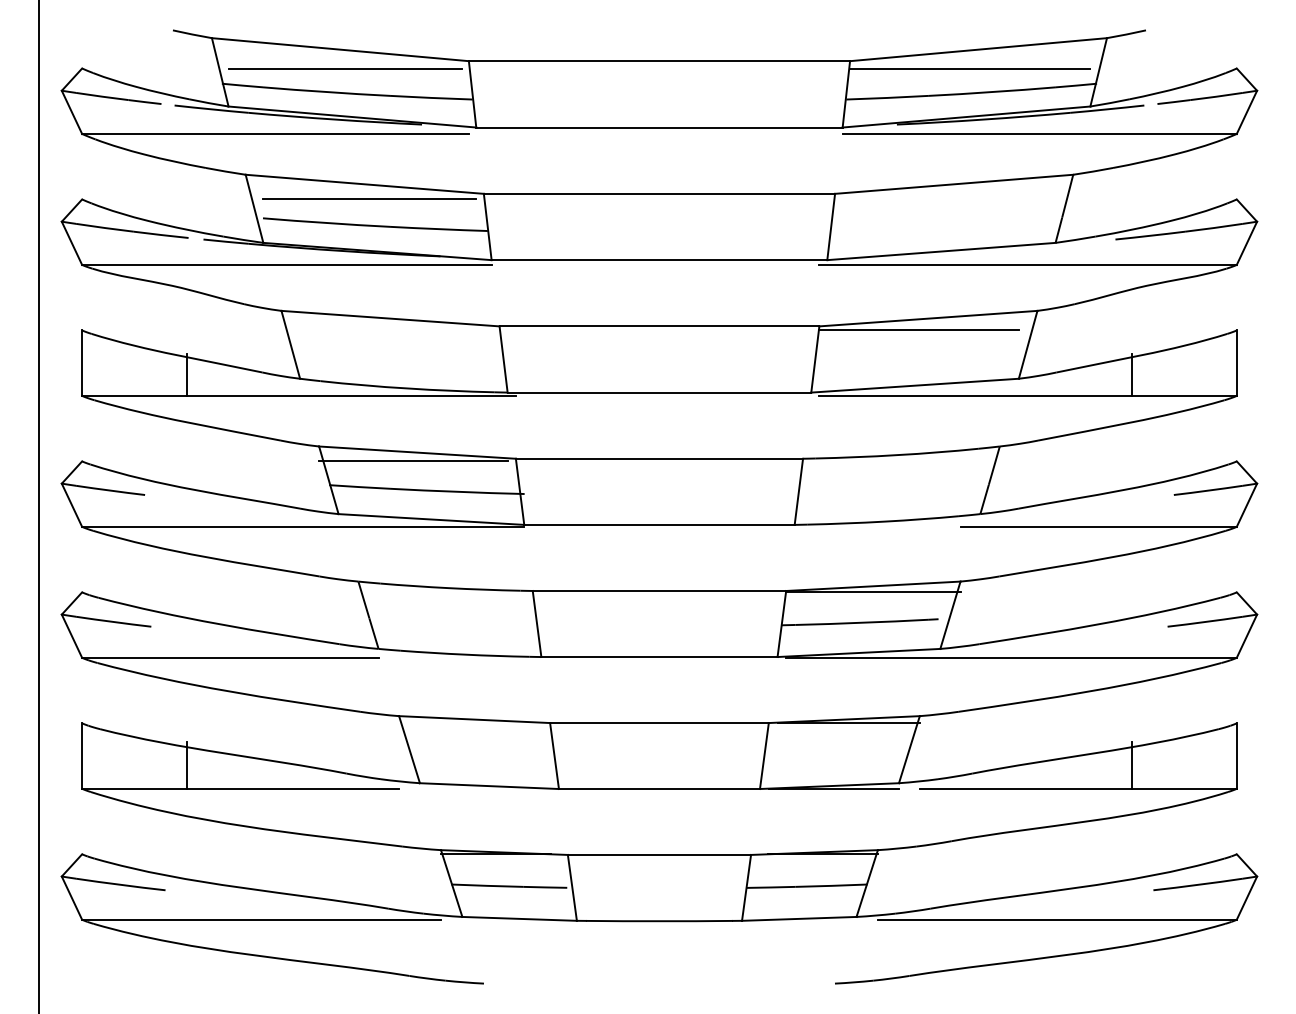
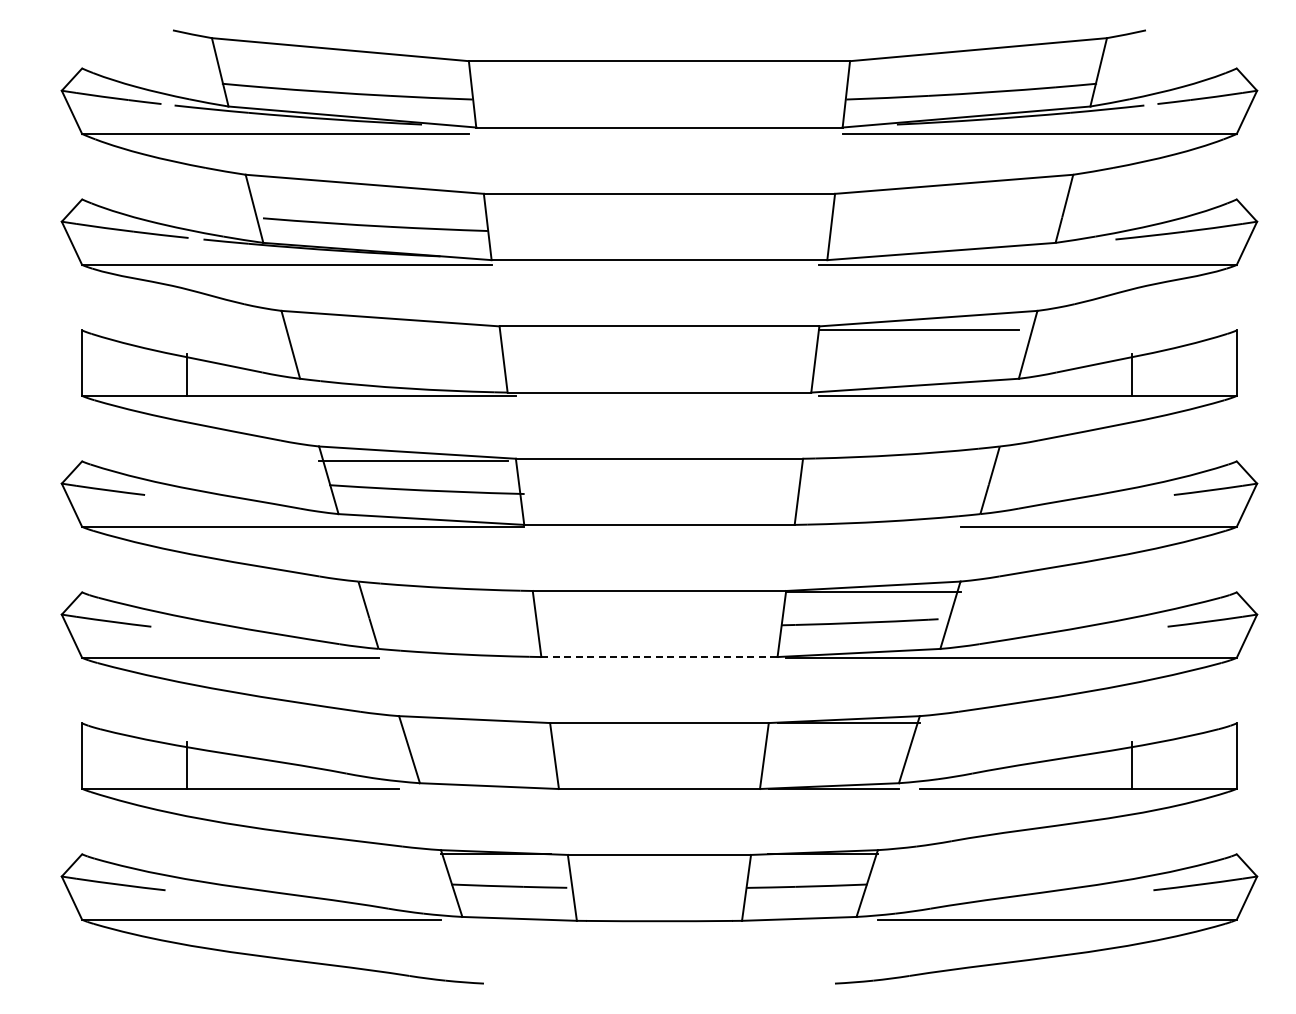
line: present -> none (344, 68)
line: present -> none (970, 68)
line: present -> none (369, 199)
line: present -> none (38, 506)
line: solid -> dashed (659, 657)
